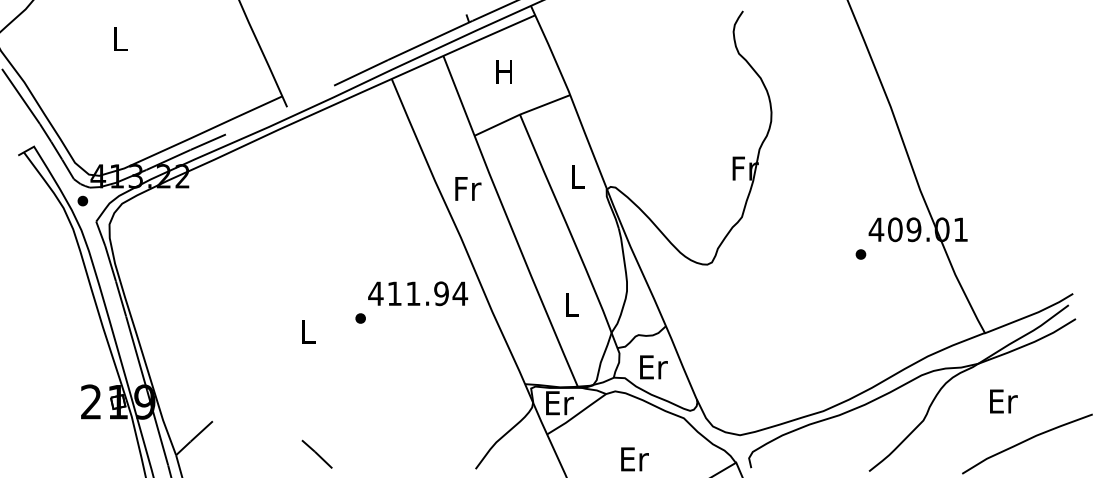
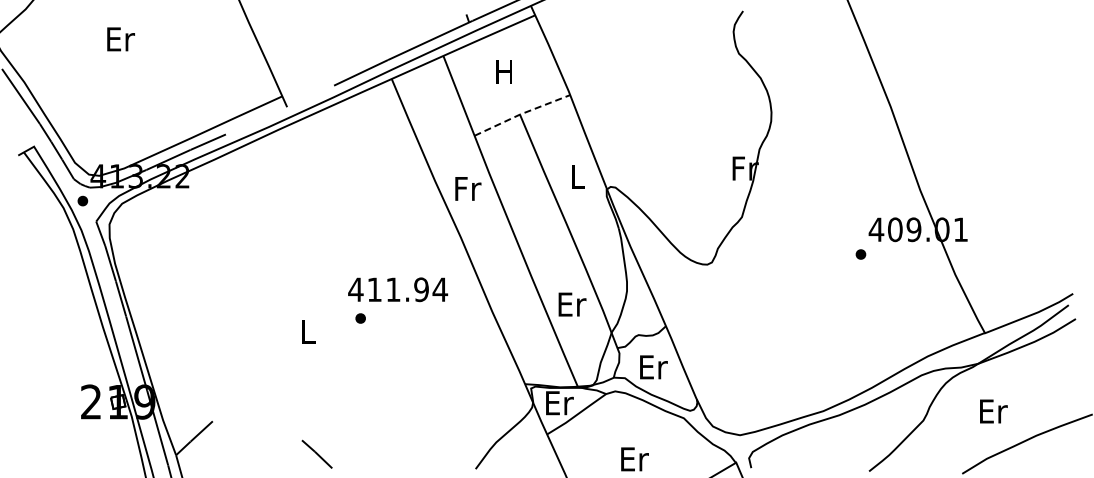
text: L -> Er (121, 39)
line: solid -> dashed (521, 114)
text position: (418, 293) -> (398, 289) (398, 289)
text: L -> Er (572, 304)
text position: (1003, 401) -> (993, 411) (993, 411)
